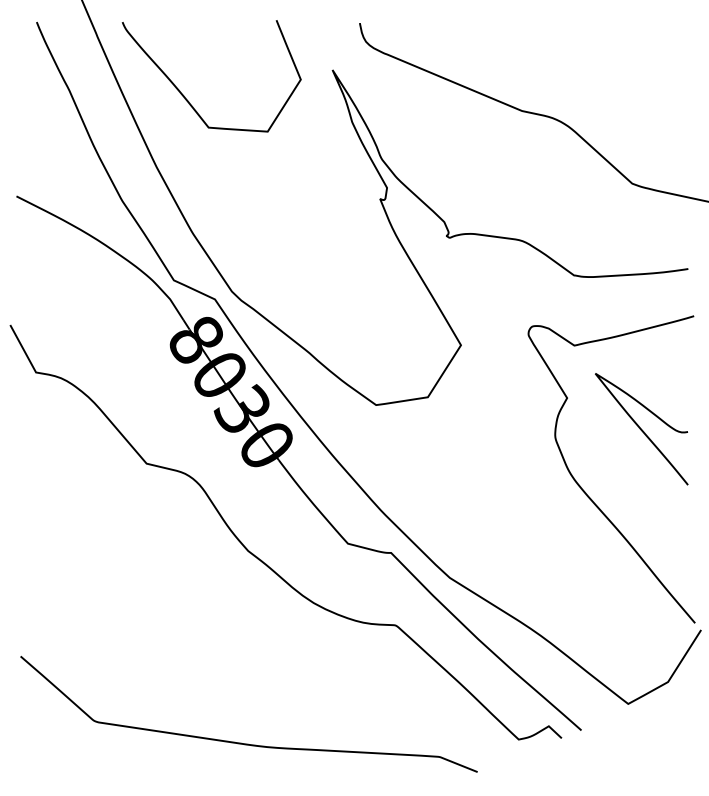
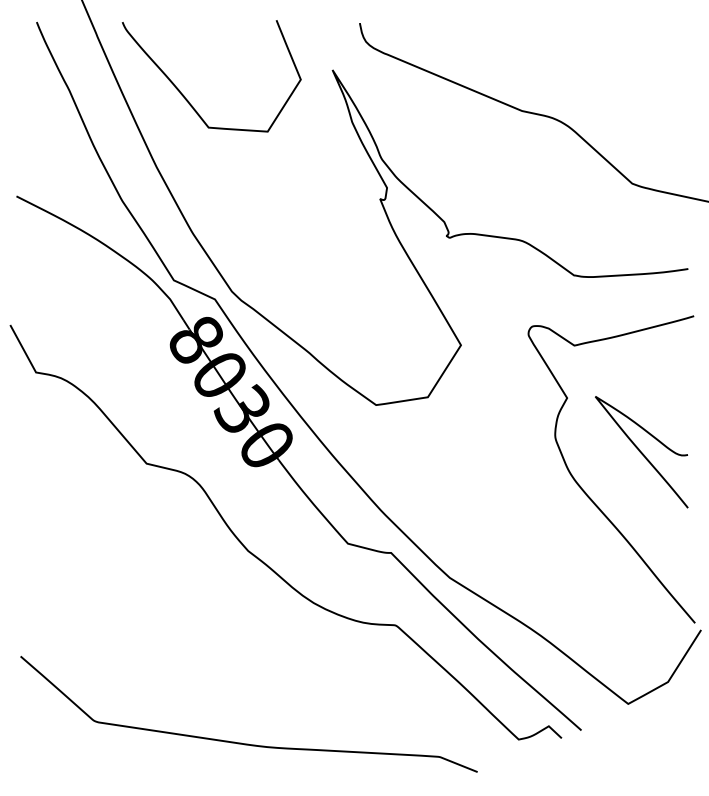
curve position: (641, 429) -> (641, 452) (641, 452)
